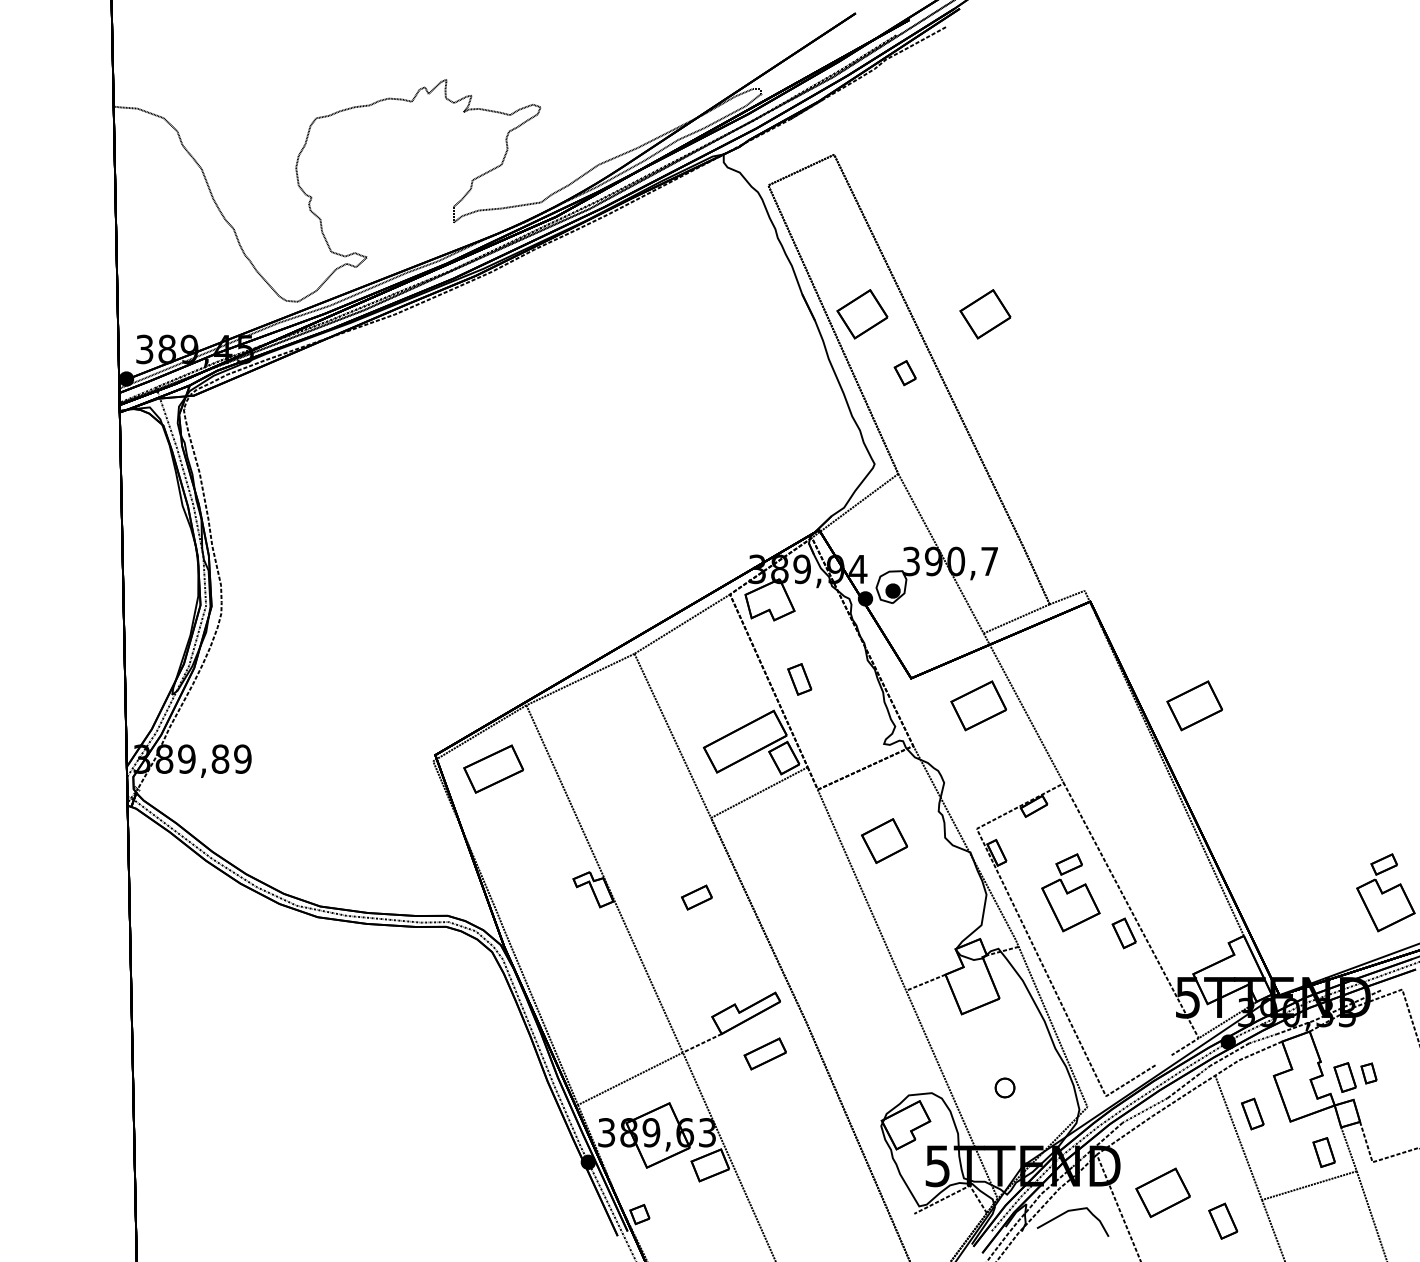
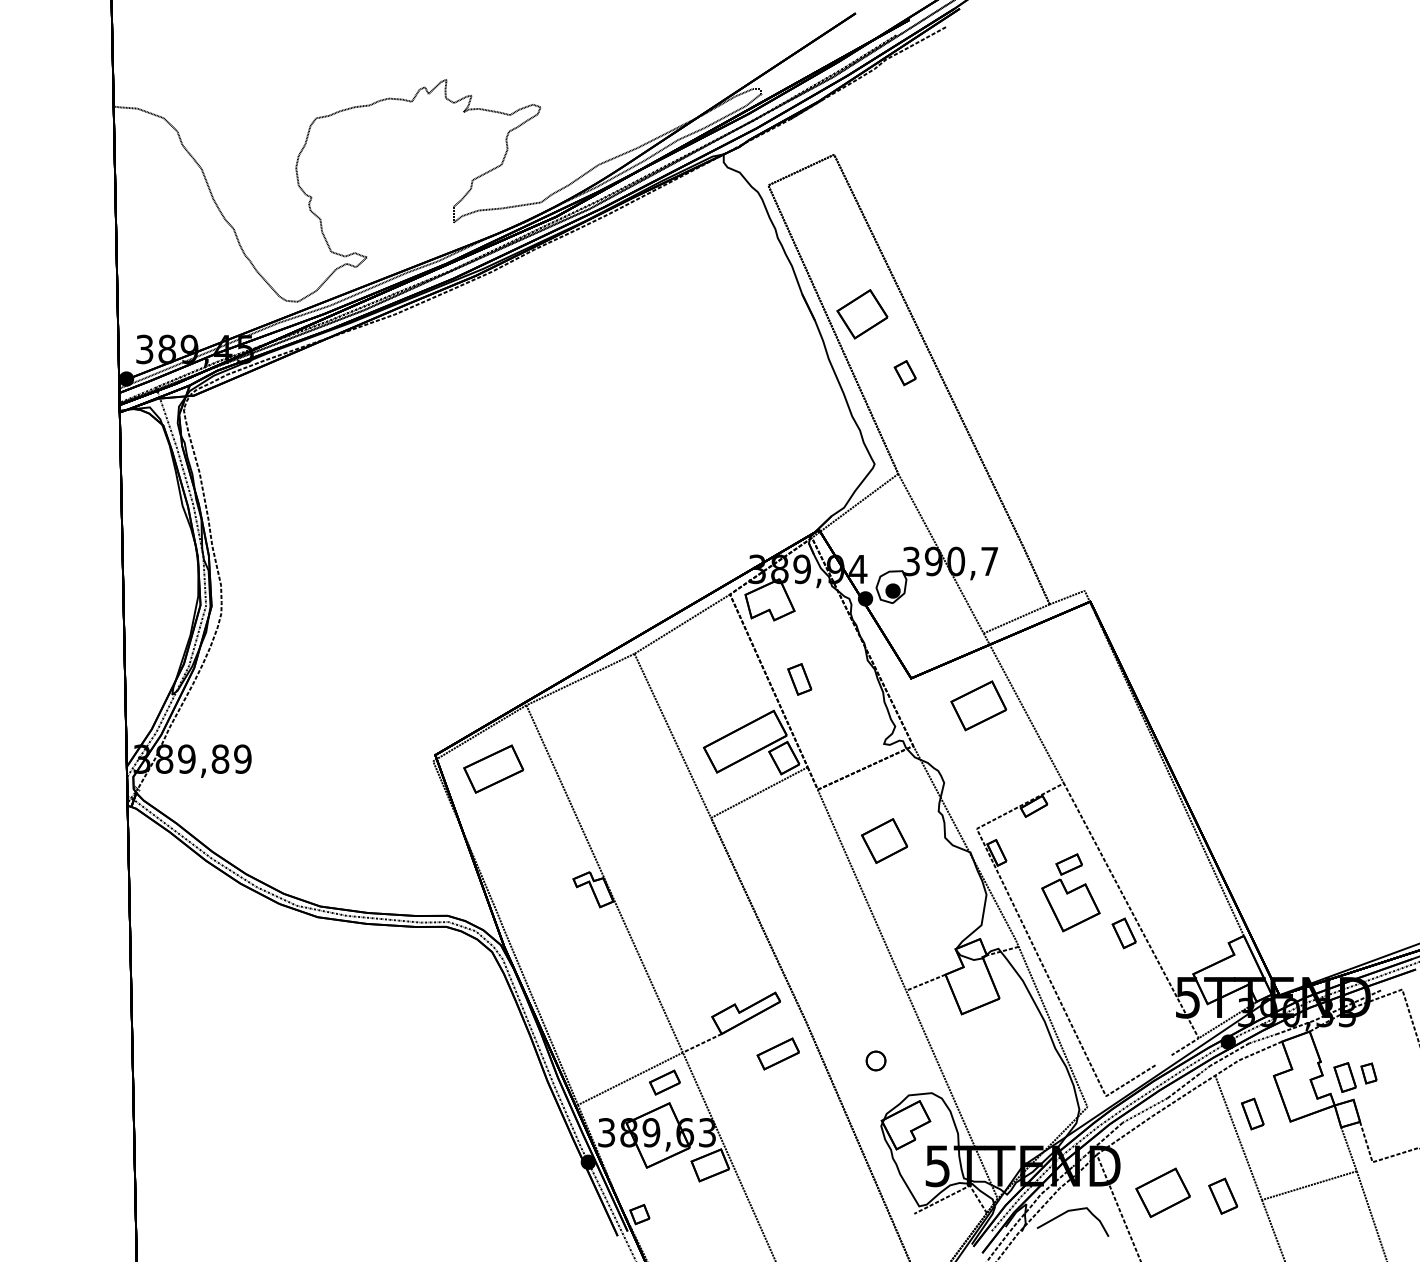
part: present -> none (985, 314)
part: present -> none (1194, 705)
part: present -> none (1385, 892)
part position: (696, 897) -> (664, 1082) (664, 1082)
part position: (764, 1053) -> (777, 1053) (777, 1053)
part position: (1004, 1087) -> (875, 1060) (875, 1060)
part: present -> none (1323, 1152)
part position: (1223, 1220) -> (1223, 1195) (1223, 1195)
